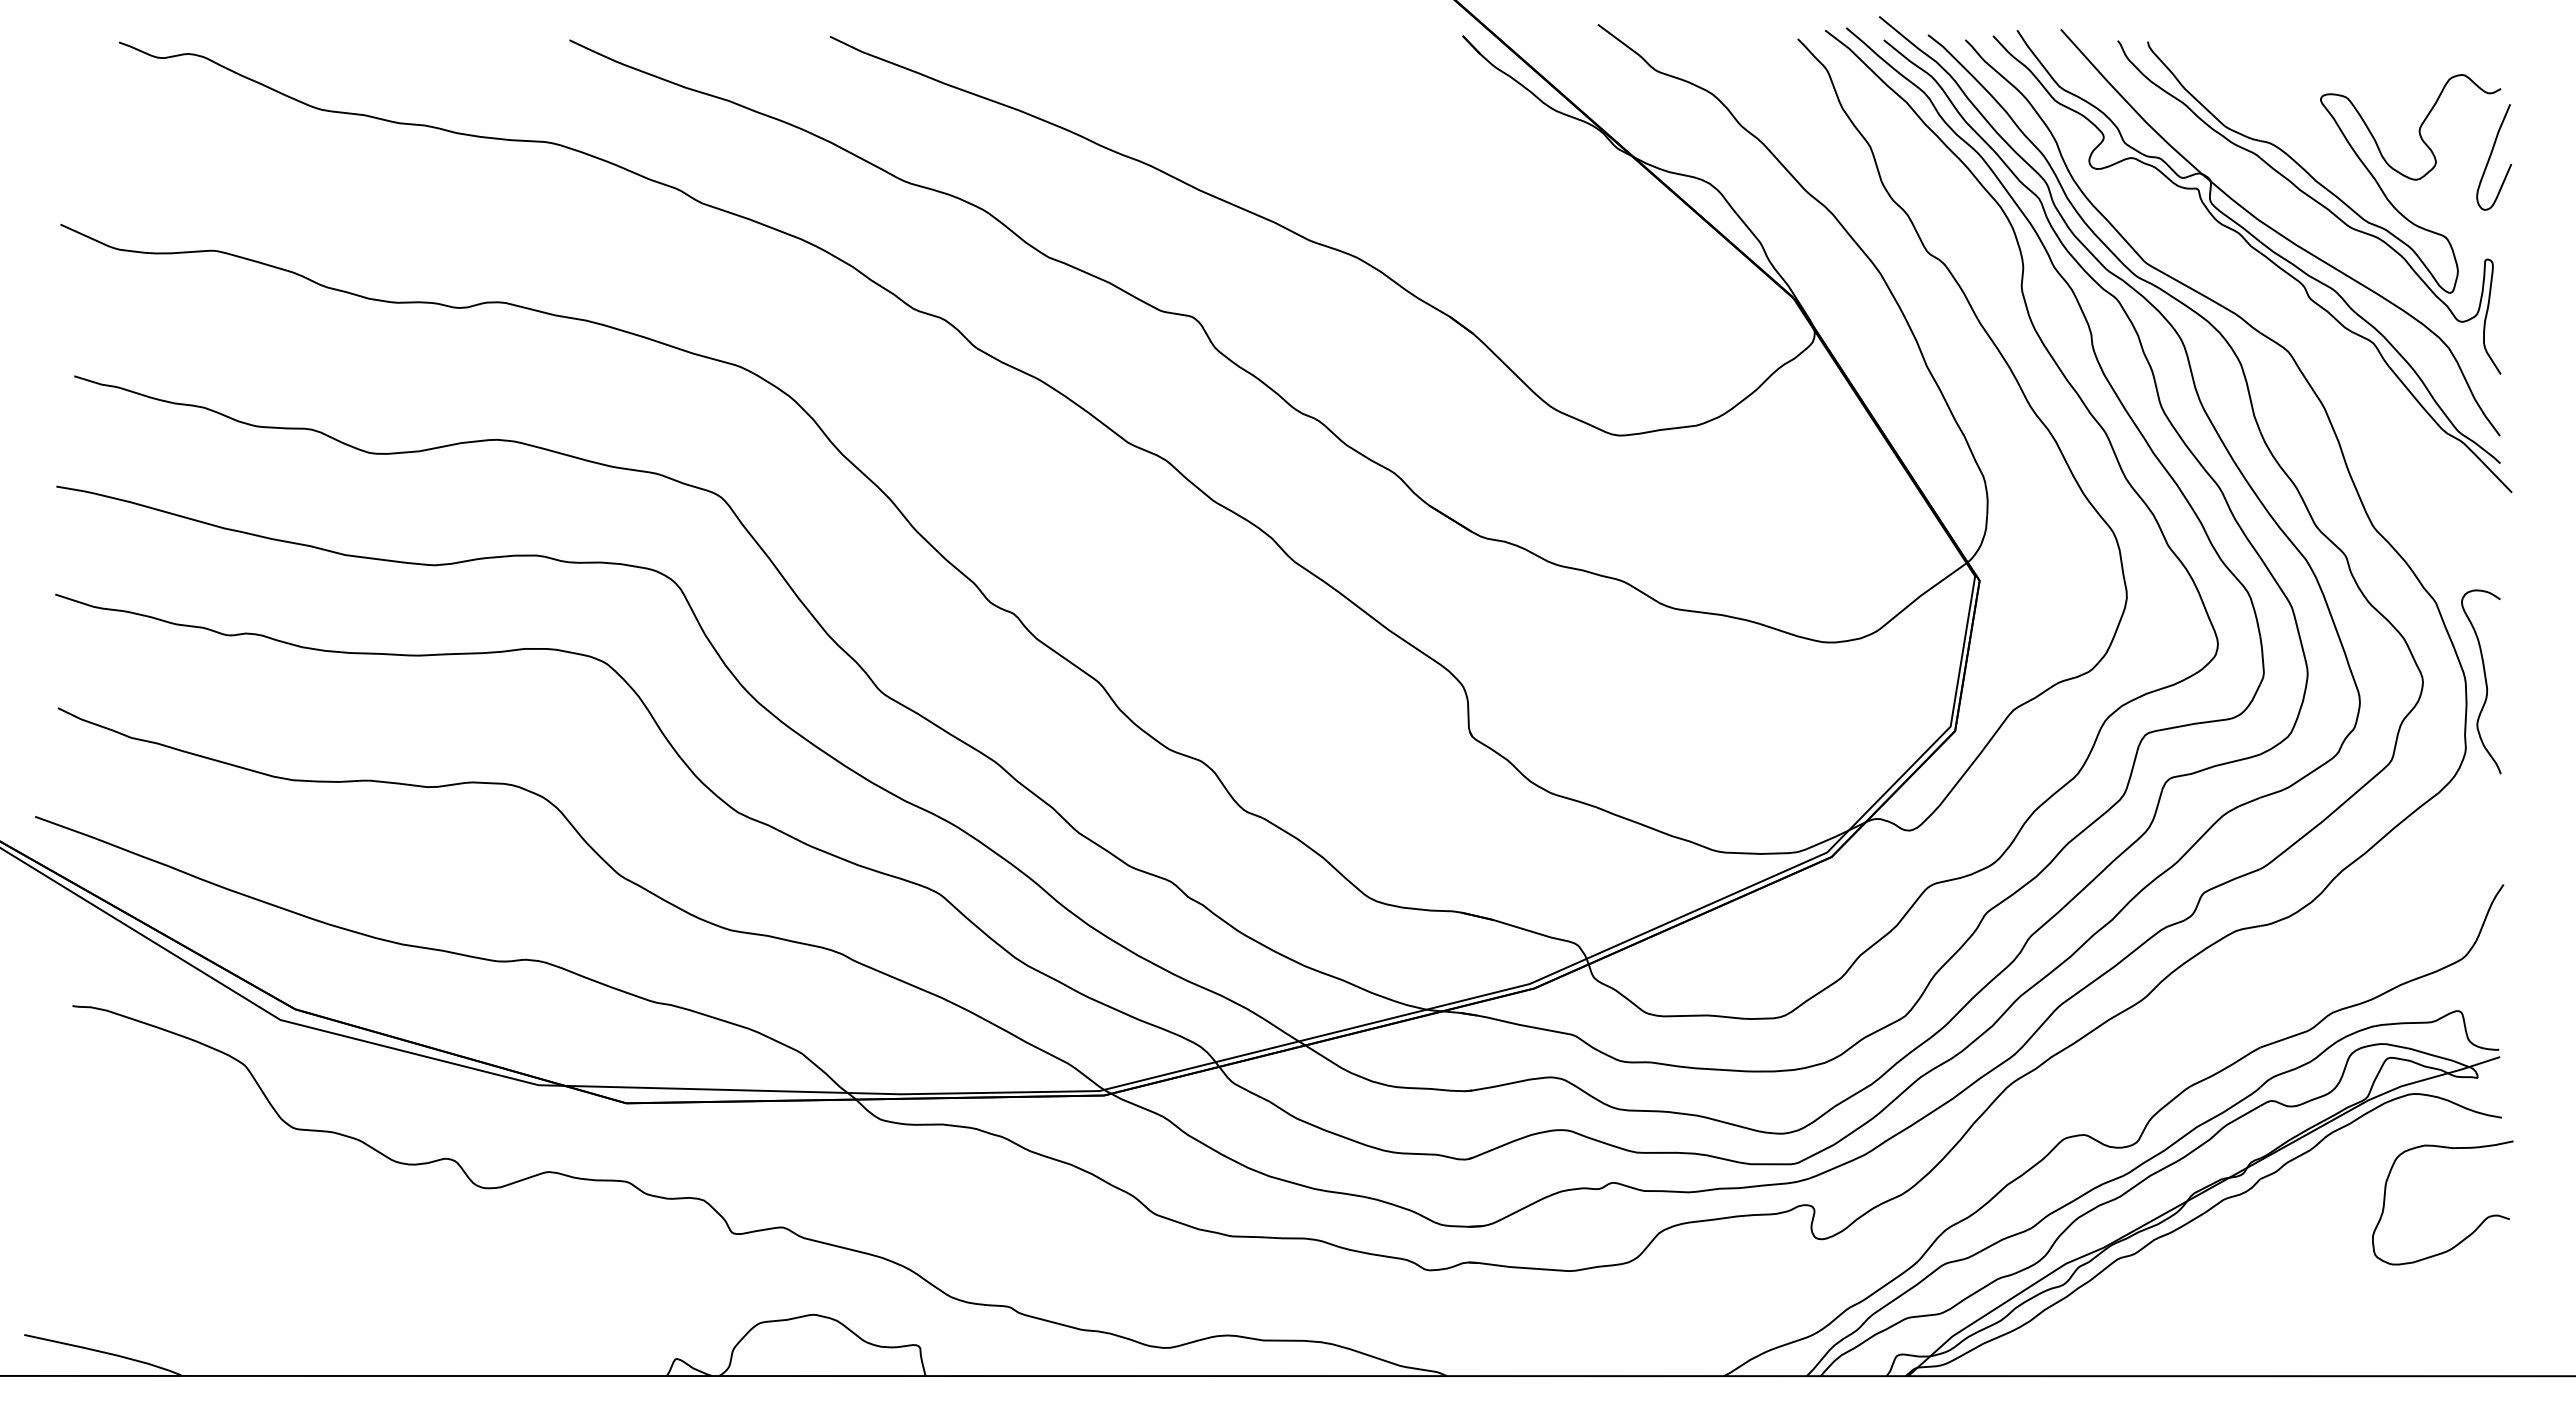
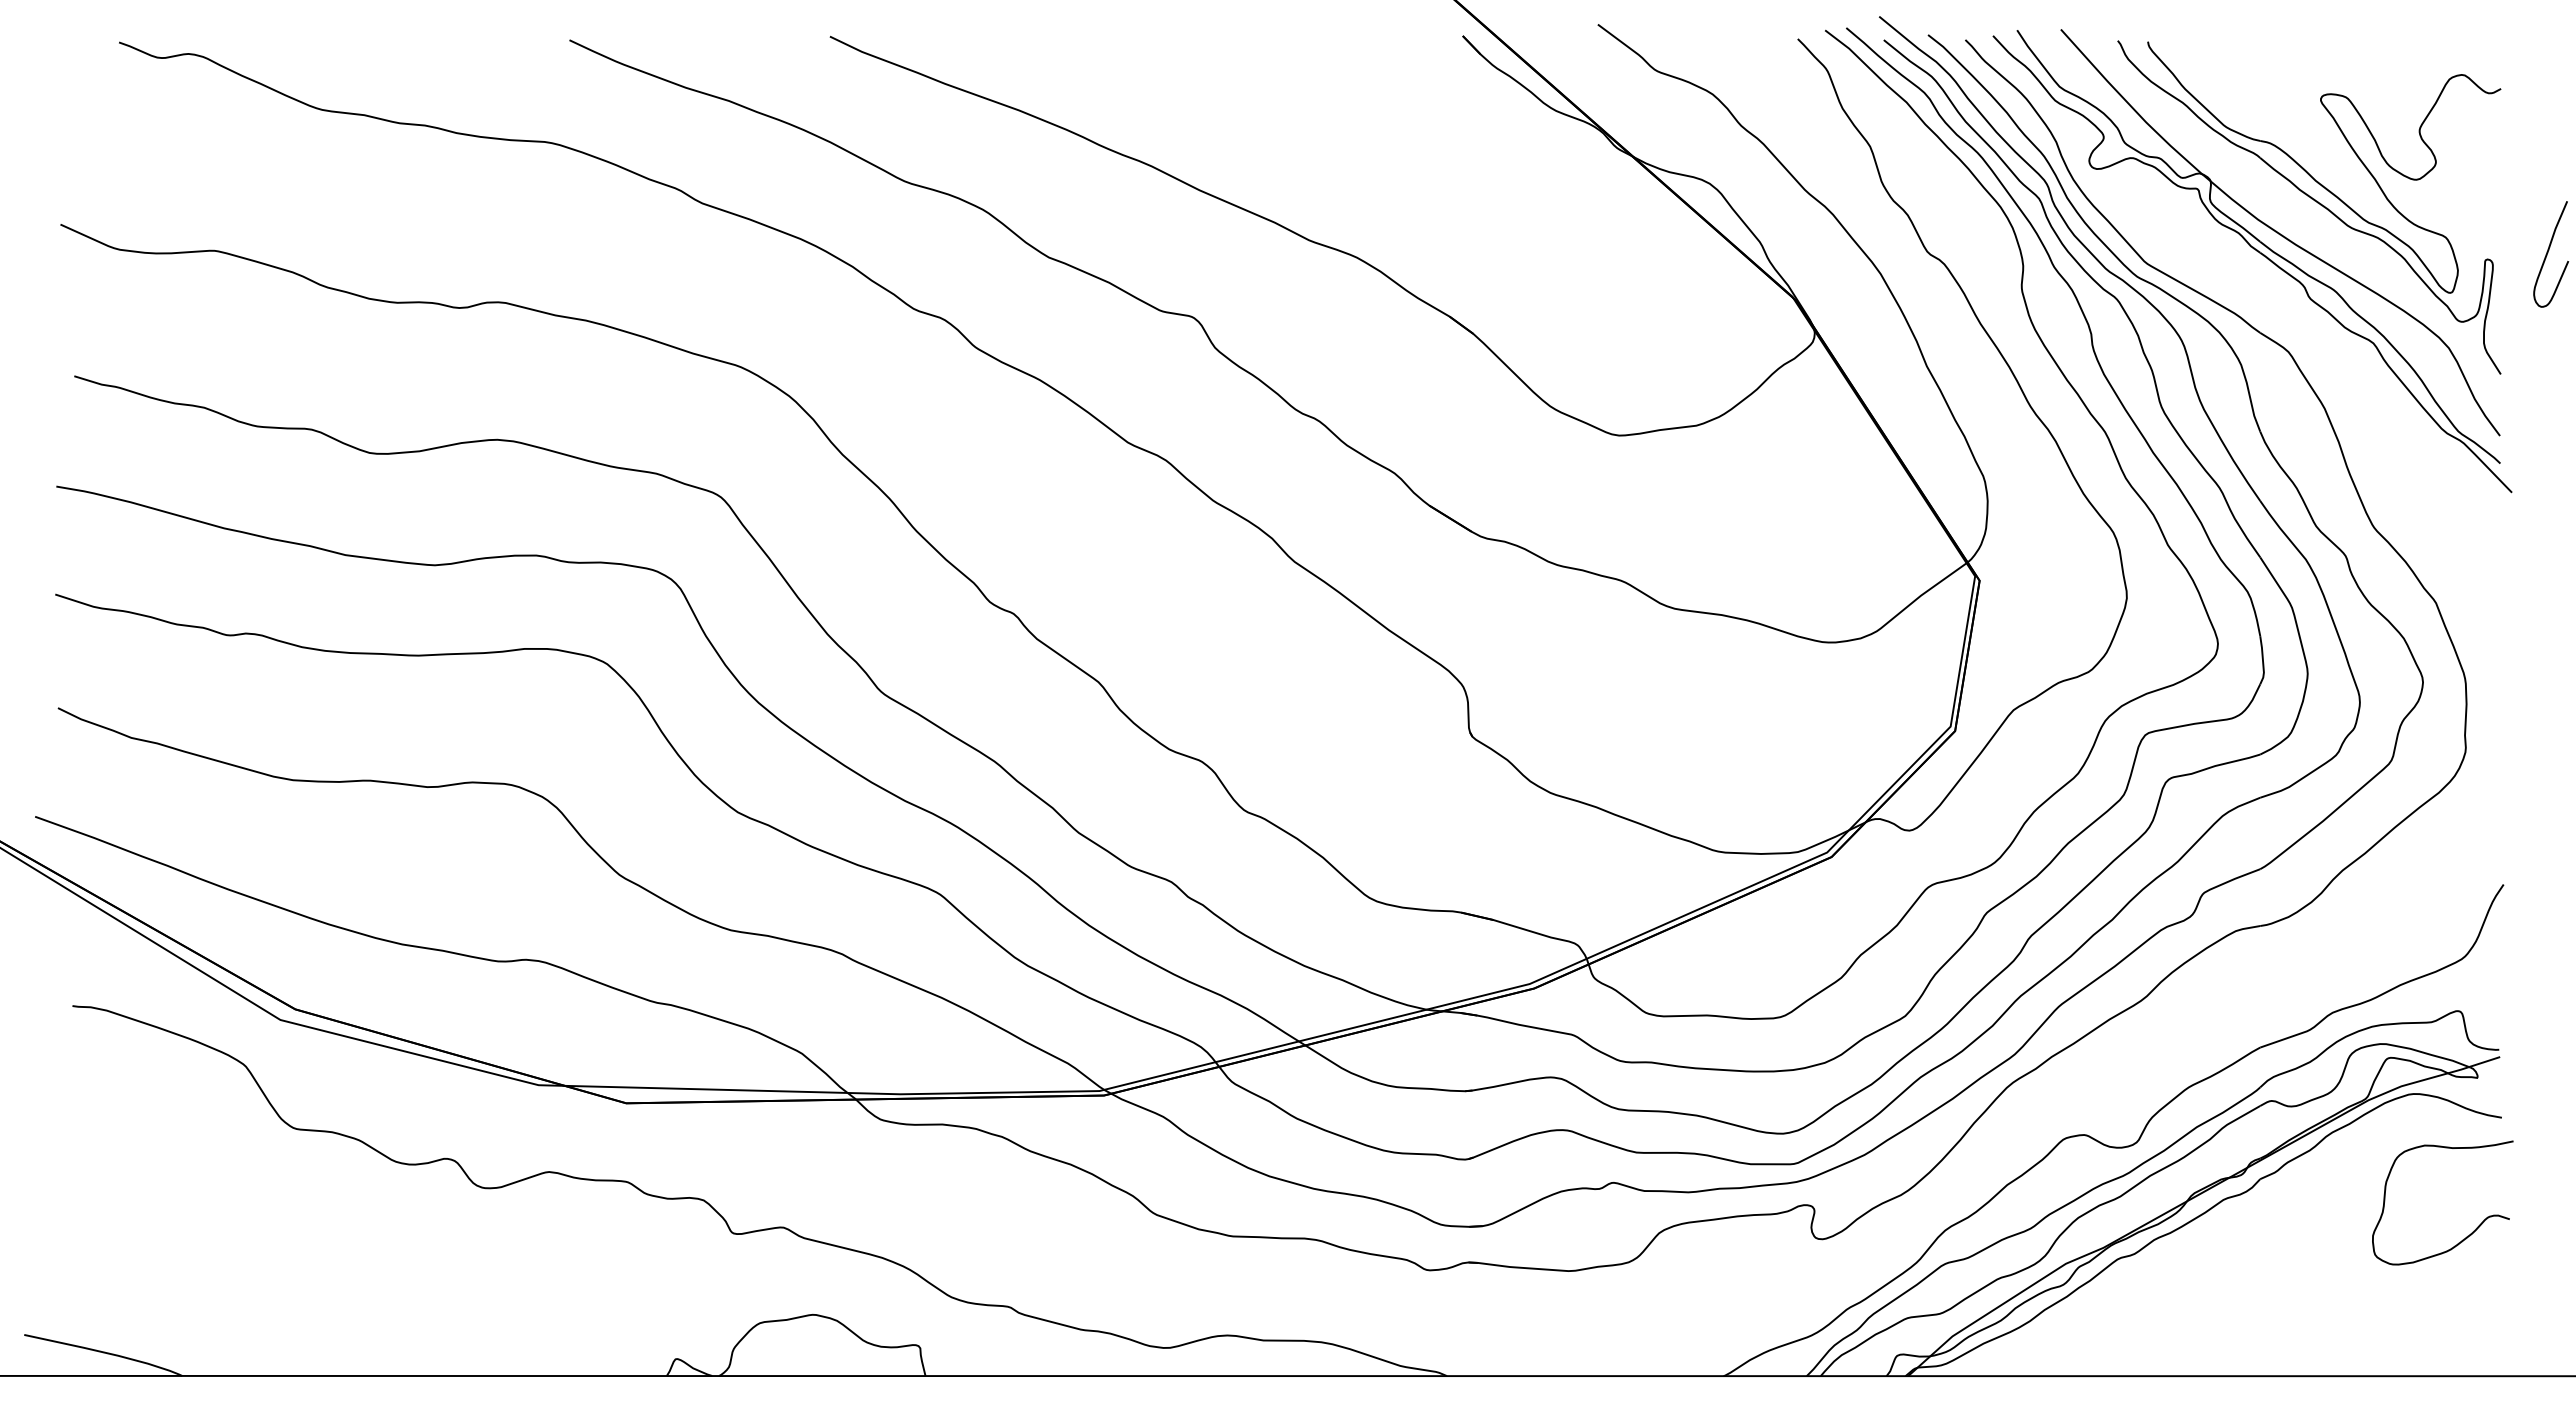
curve position: (2491, 156) -> (2548, 253) (2548, 253)
curve: present -> none (2484, 679)
